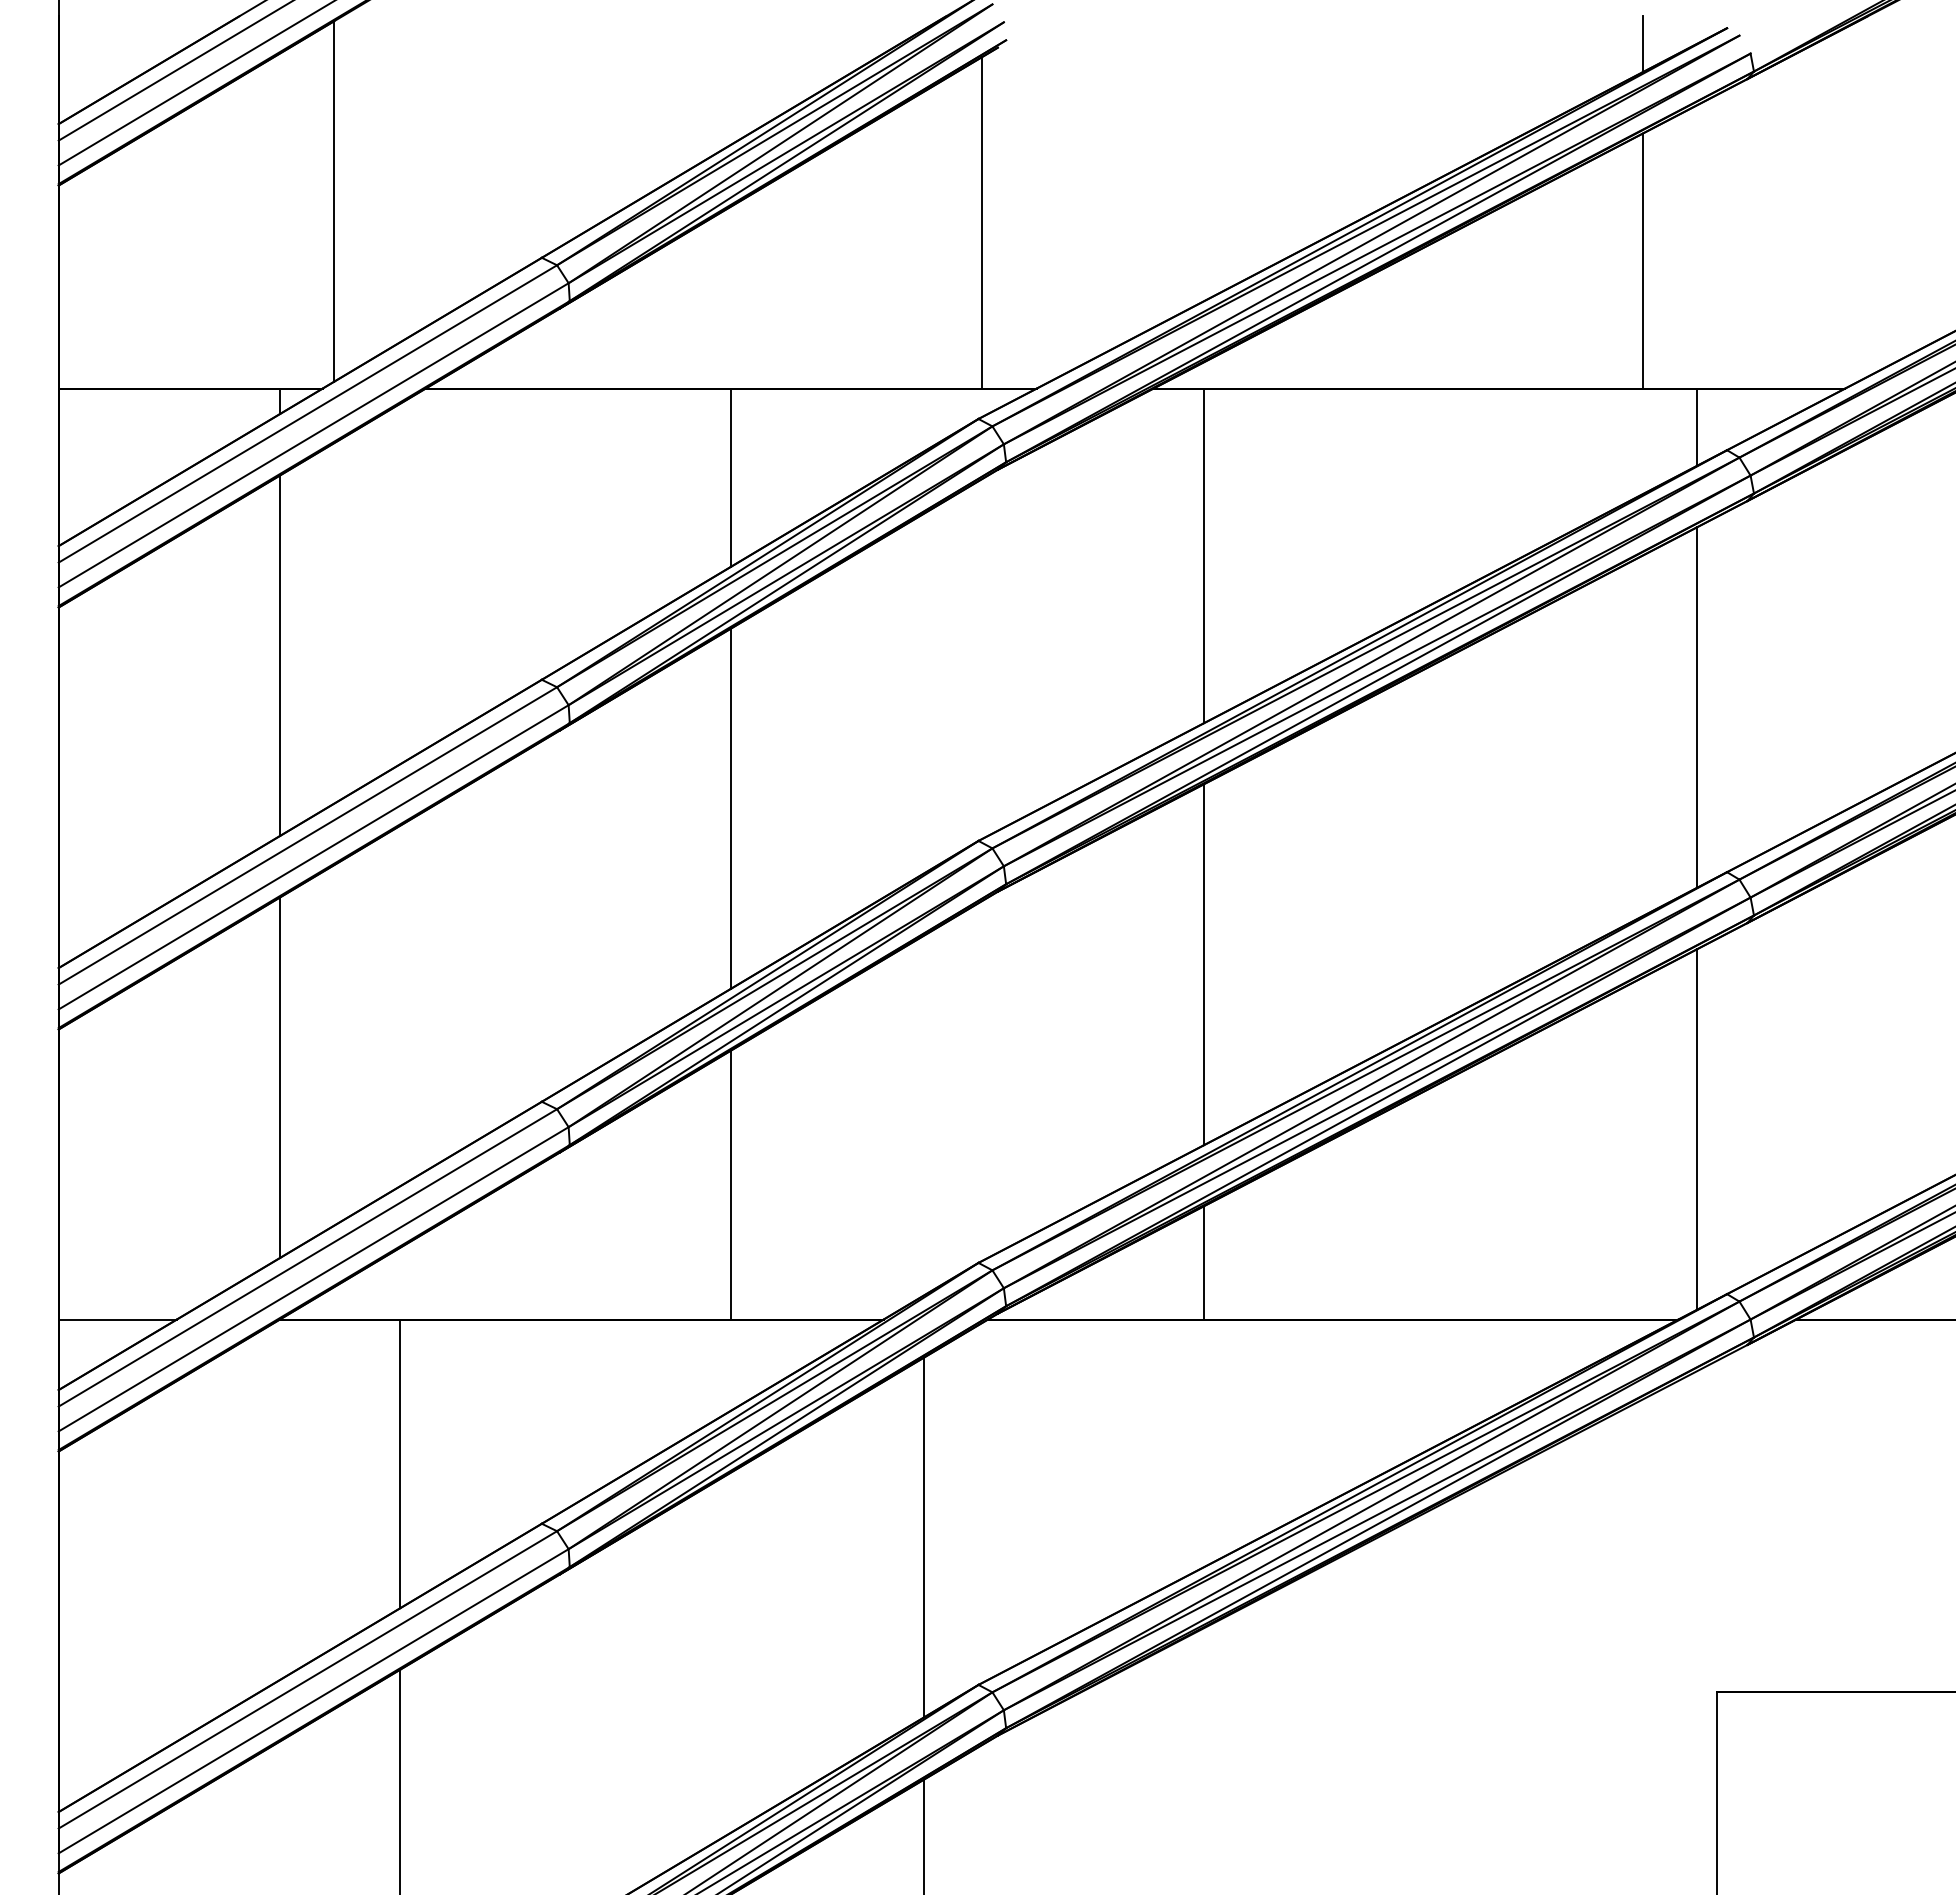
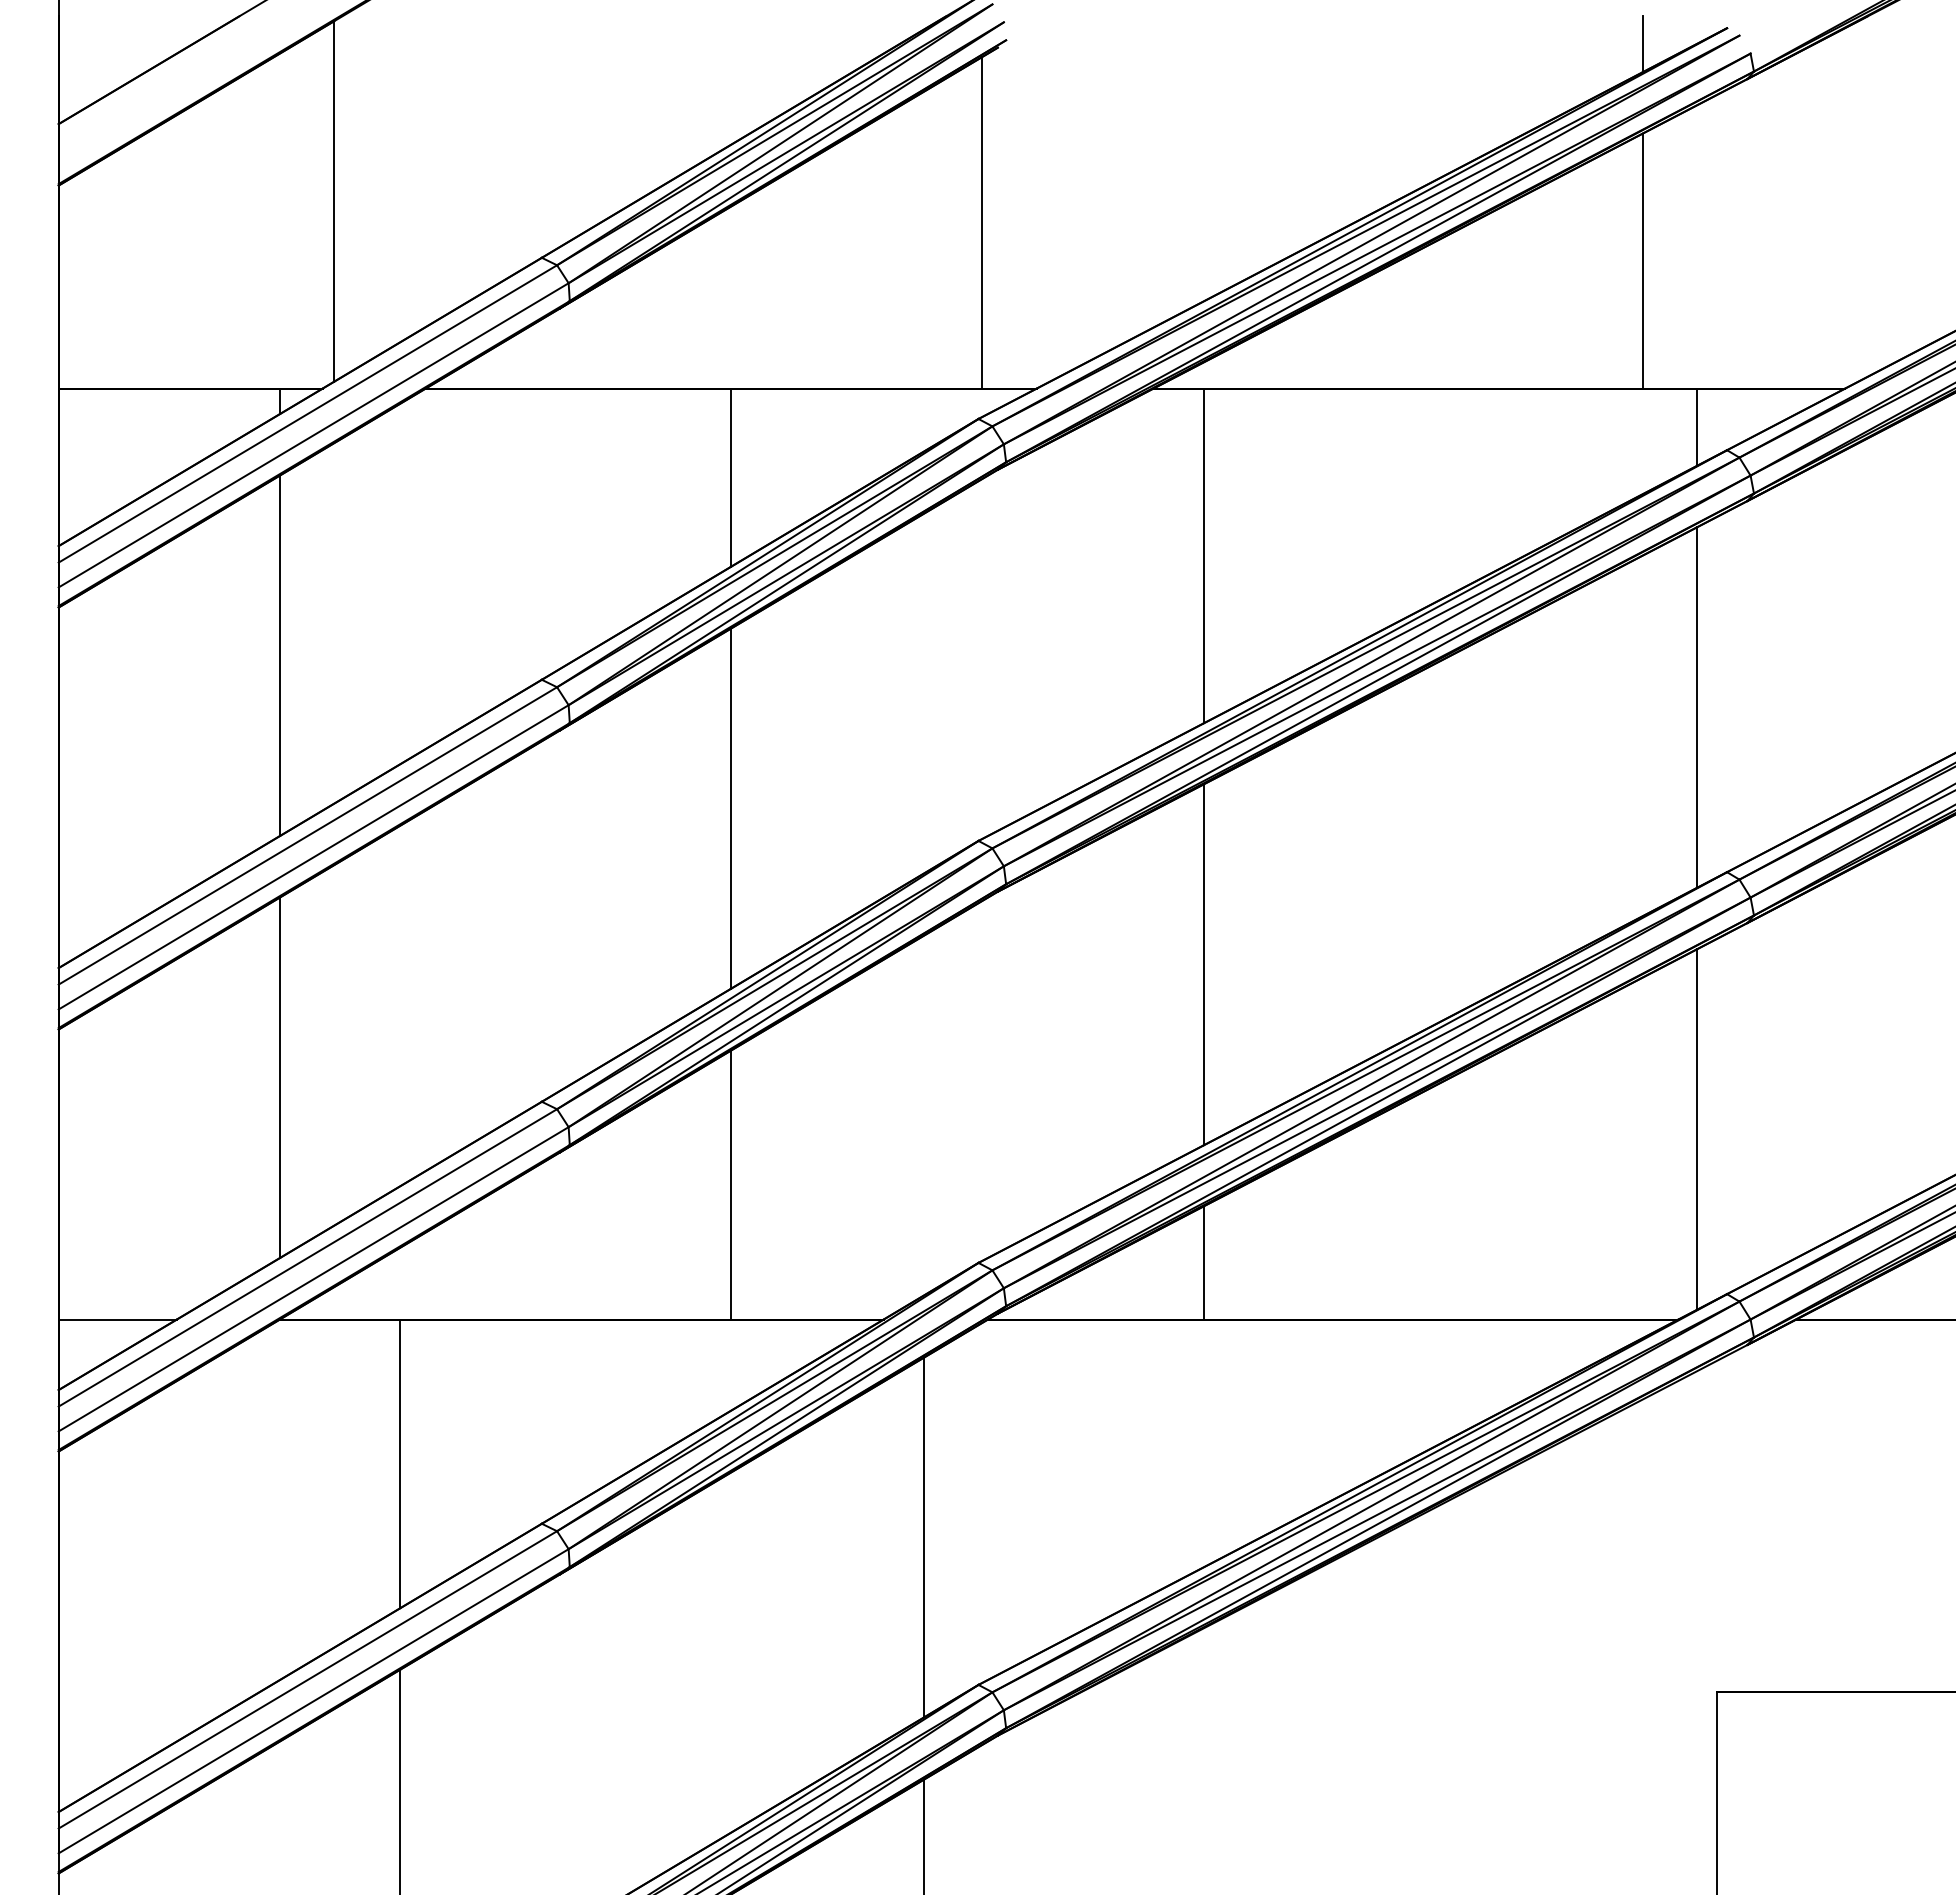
line: present -> none (174, 71)
line: present -> none (195, 83)
